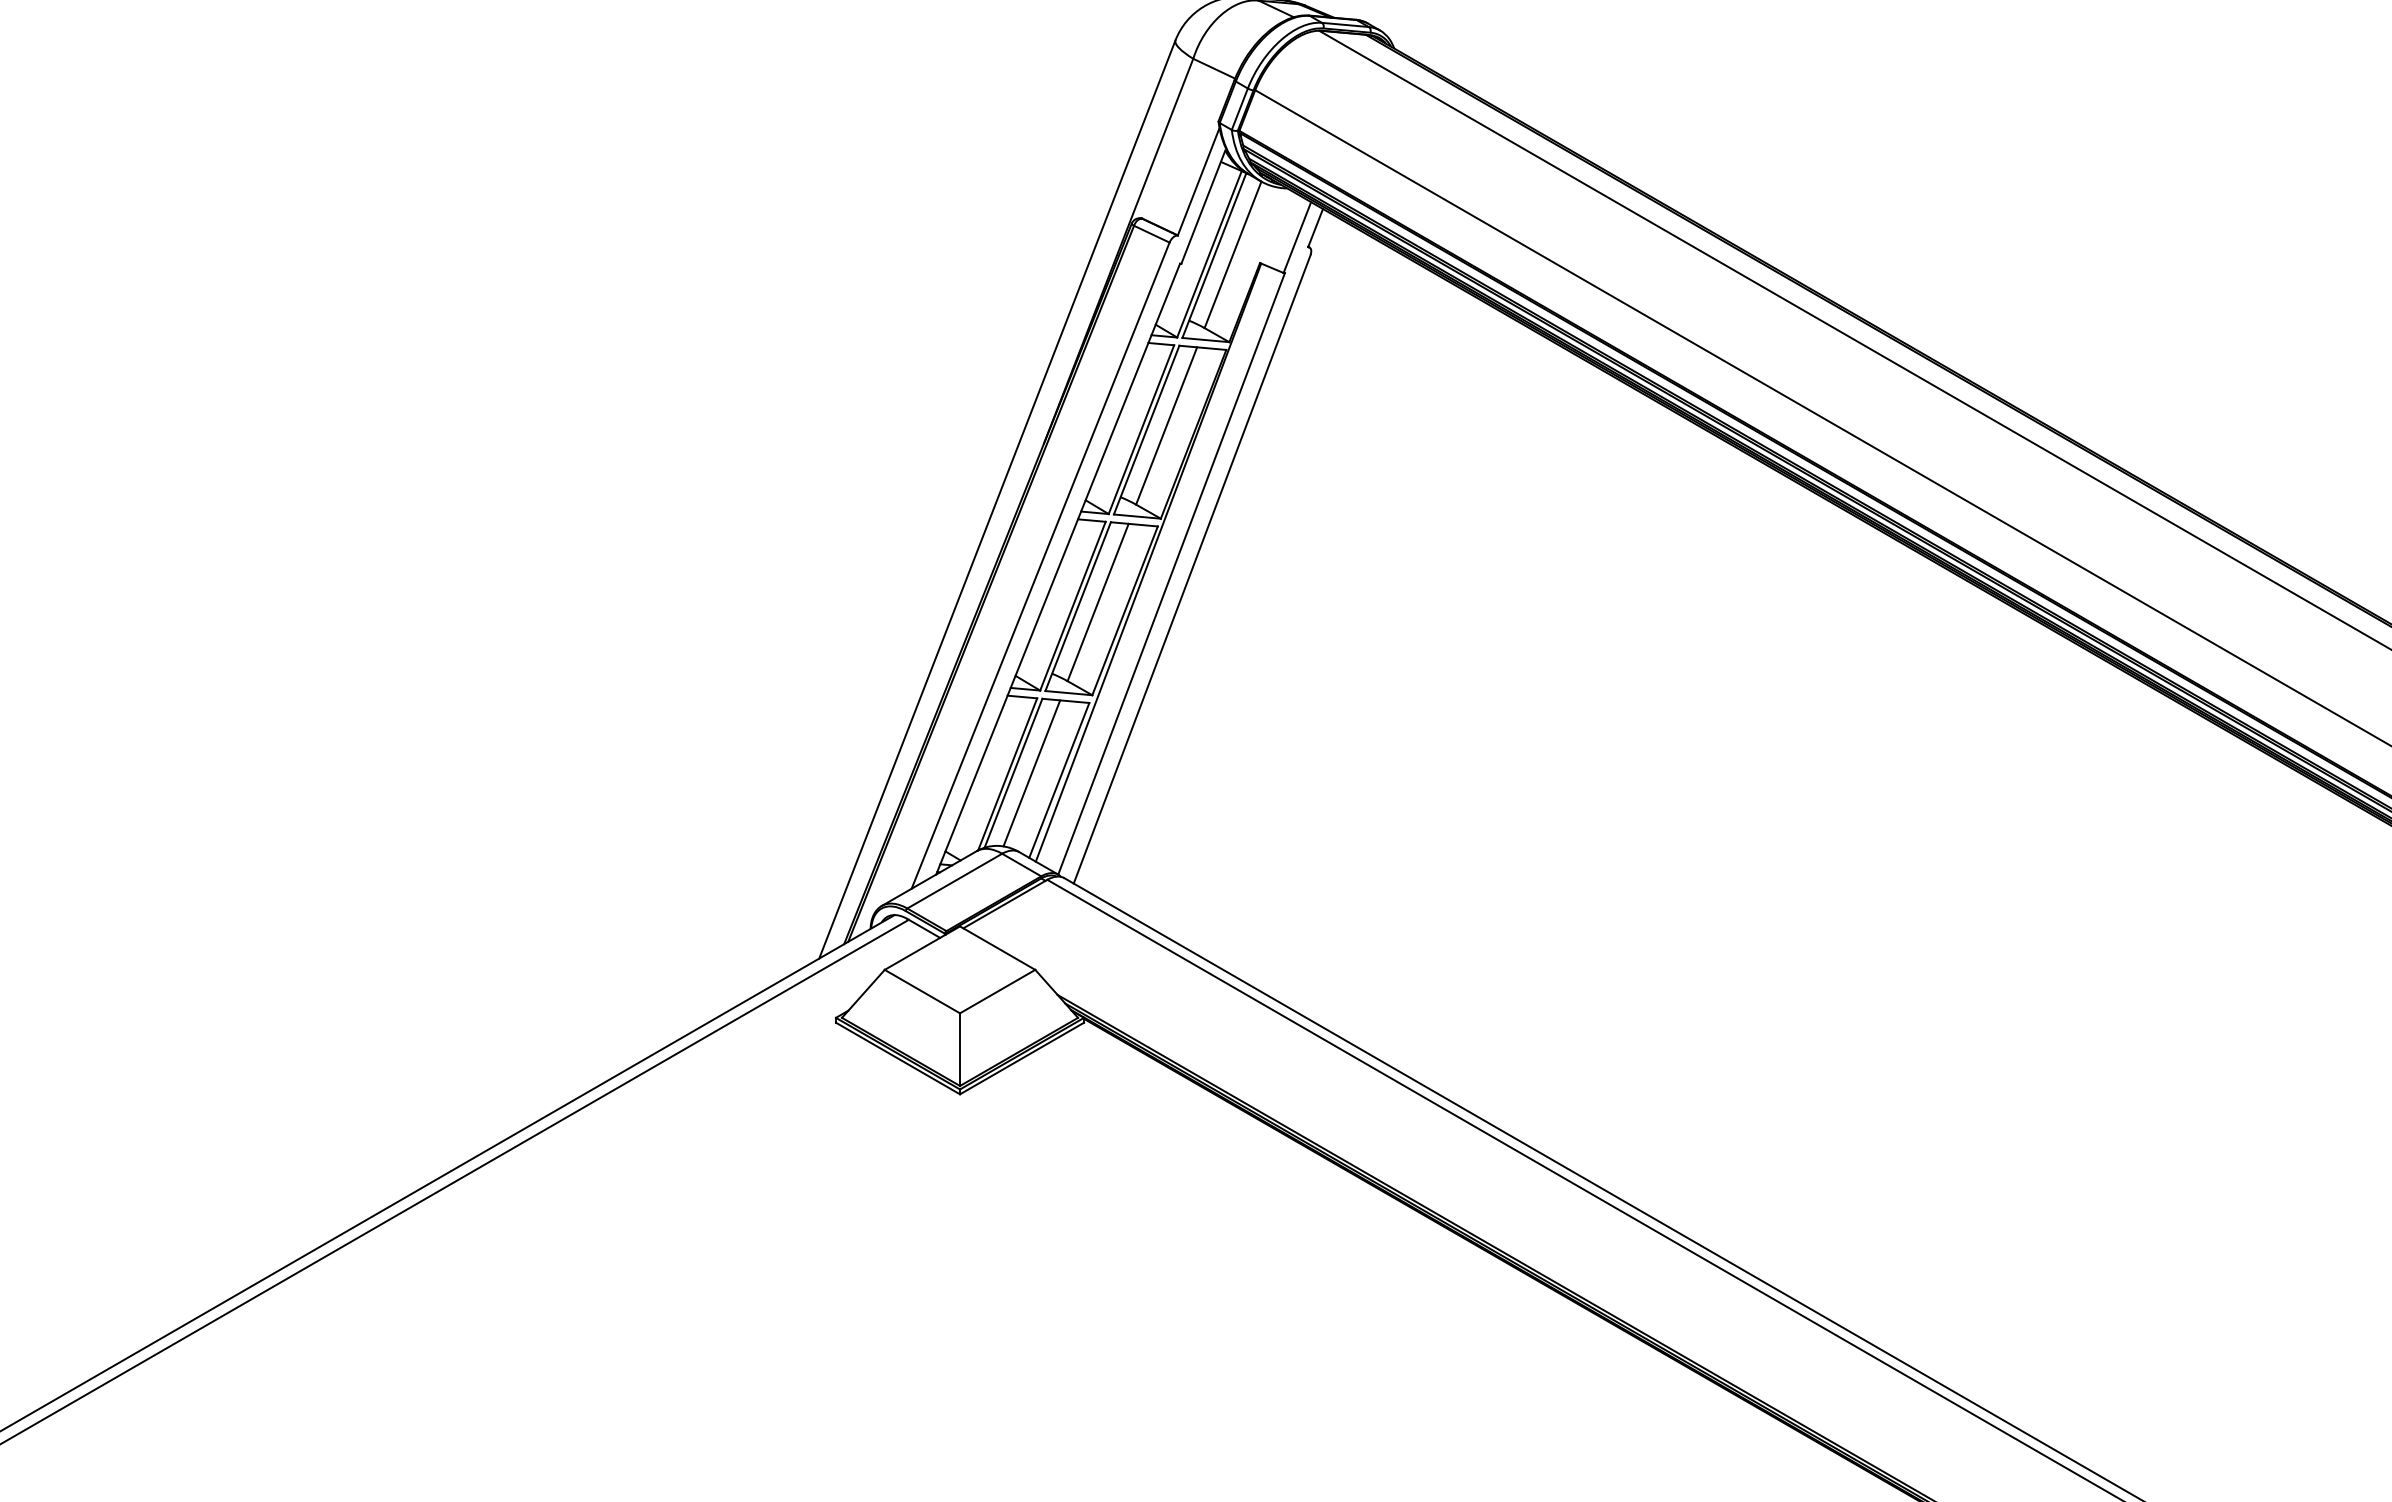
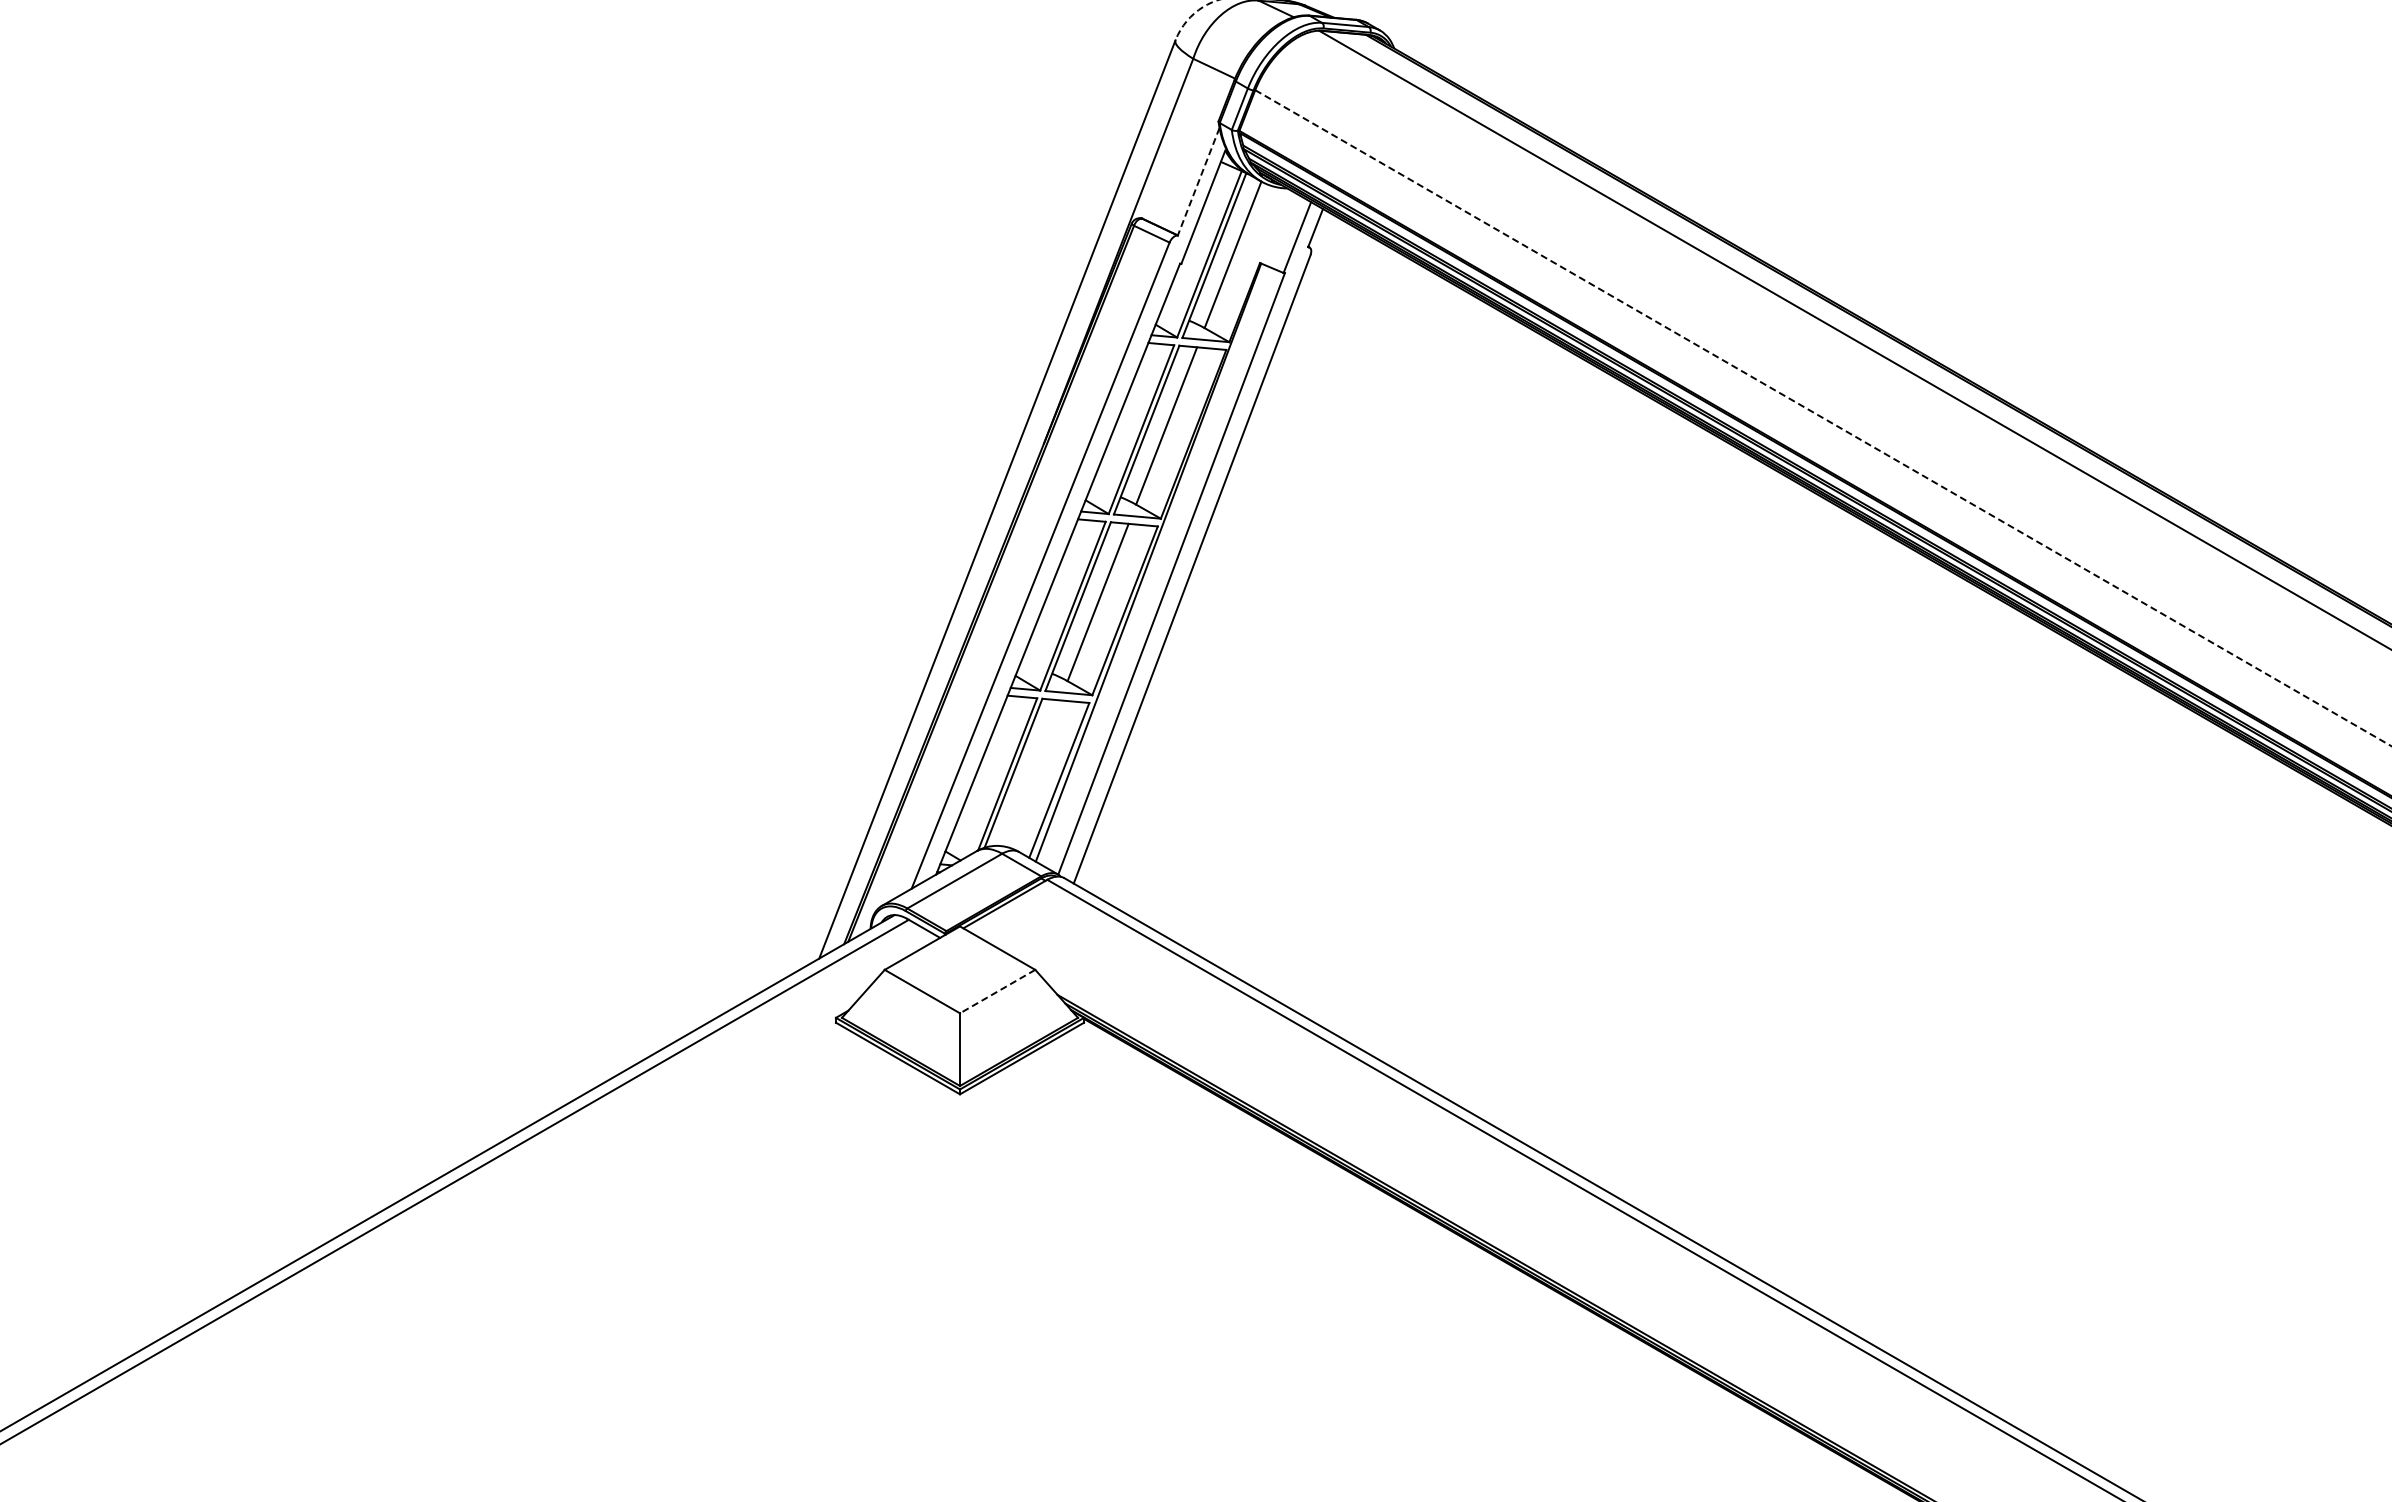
arc: solid -> dashed (1192, 15)
line: solid -> dashed (1198, 181)
line: solid -> dashed (1824, 418)
line: present -> none (1031, 773)
line: solid -> dashed (997, 991)
